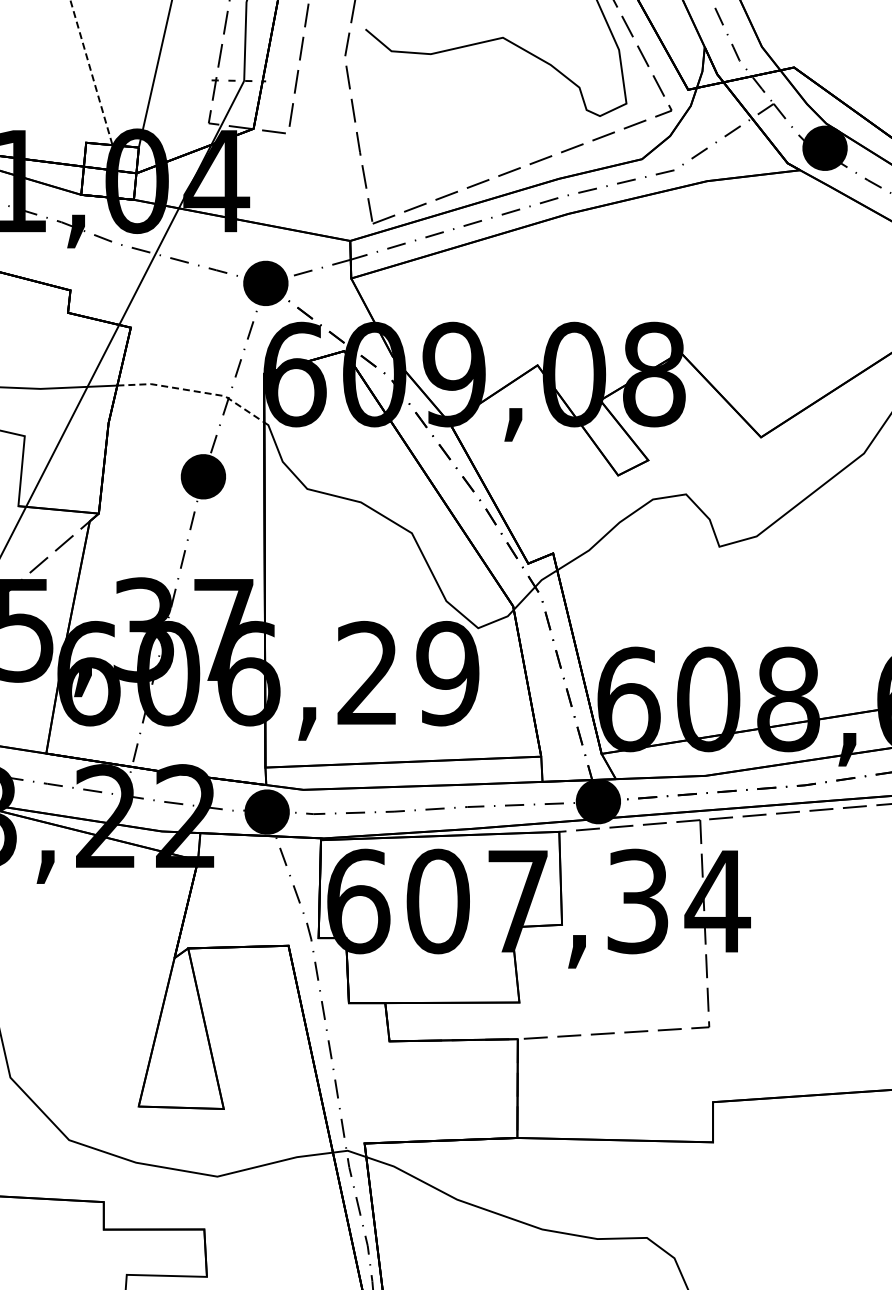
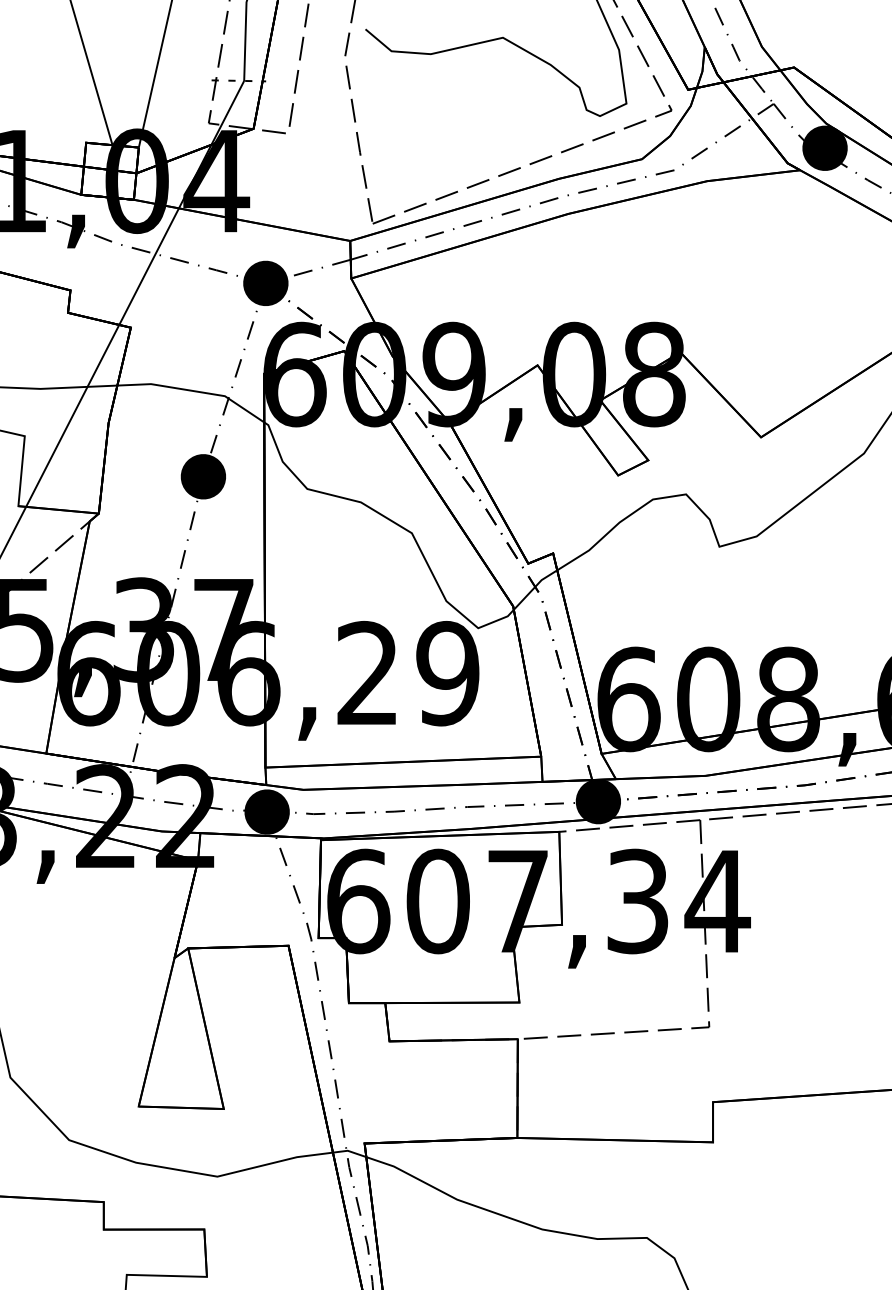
line: dashed -> solid (91, 73)
line: dashed -> solid (195, 391)
